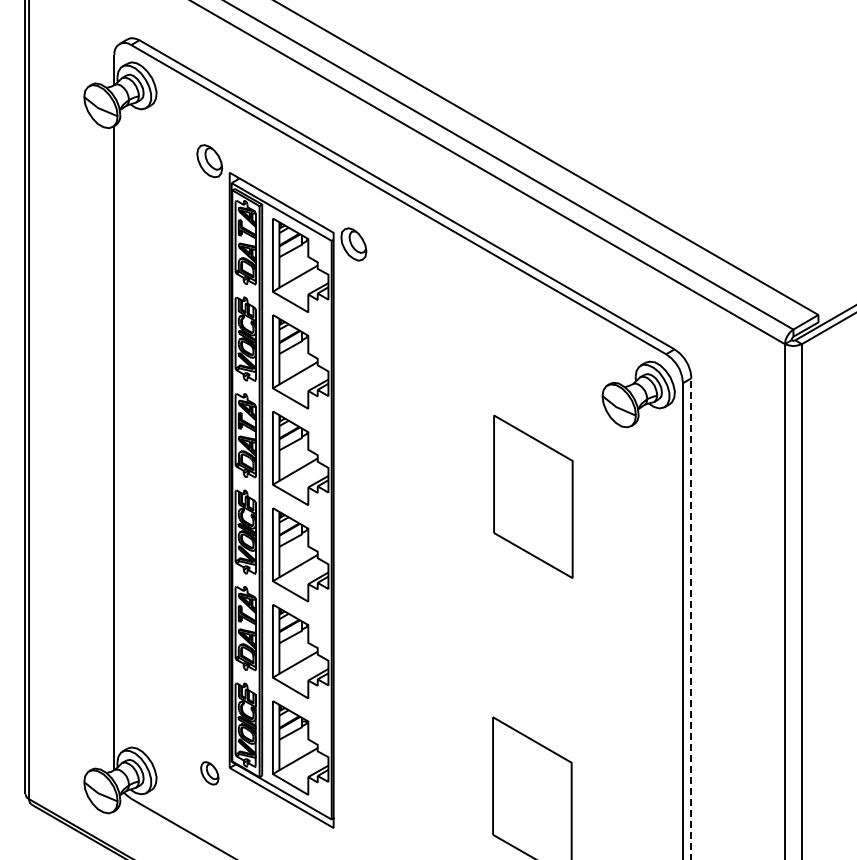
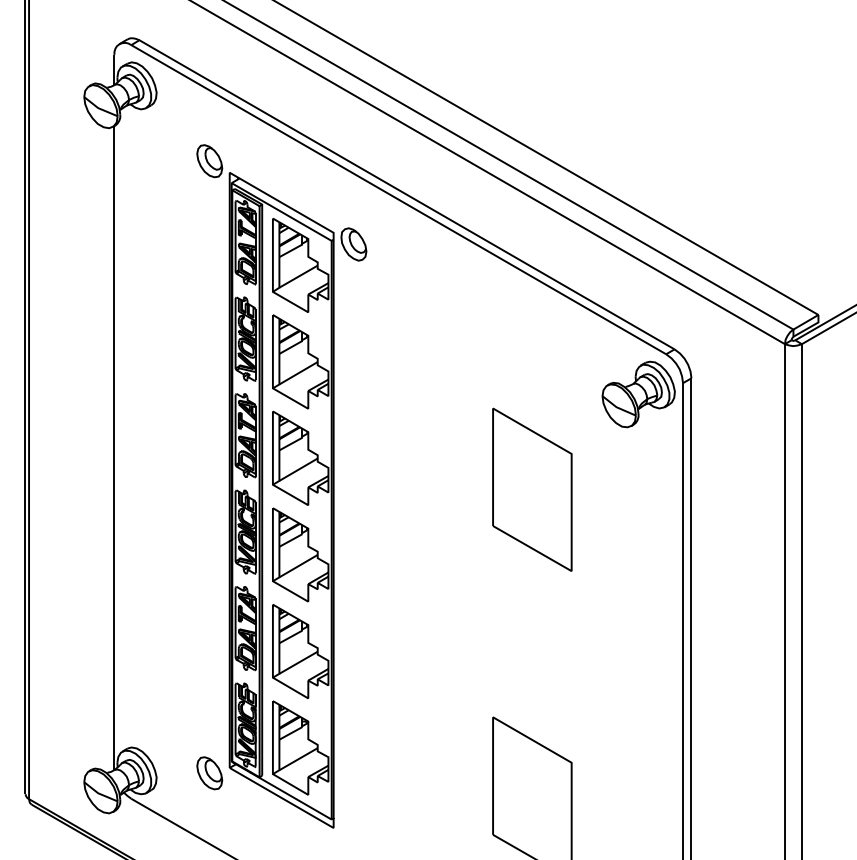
part position: (533, 496) -> (532, 489) (532, 489)
line: dashed -> solid (691, 618)
part size: 20x25 px -> 28x35 px (209, 773)
